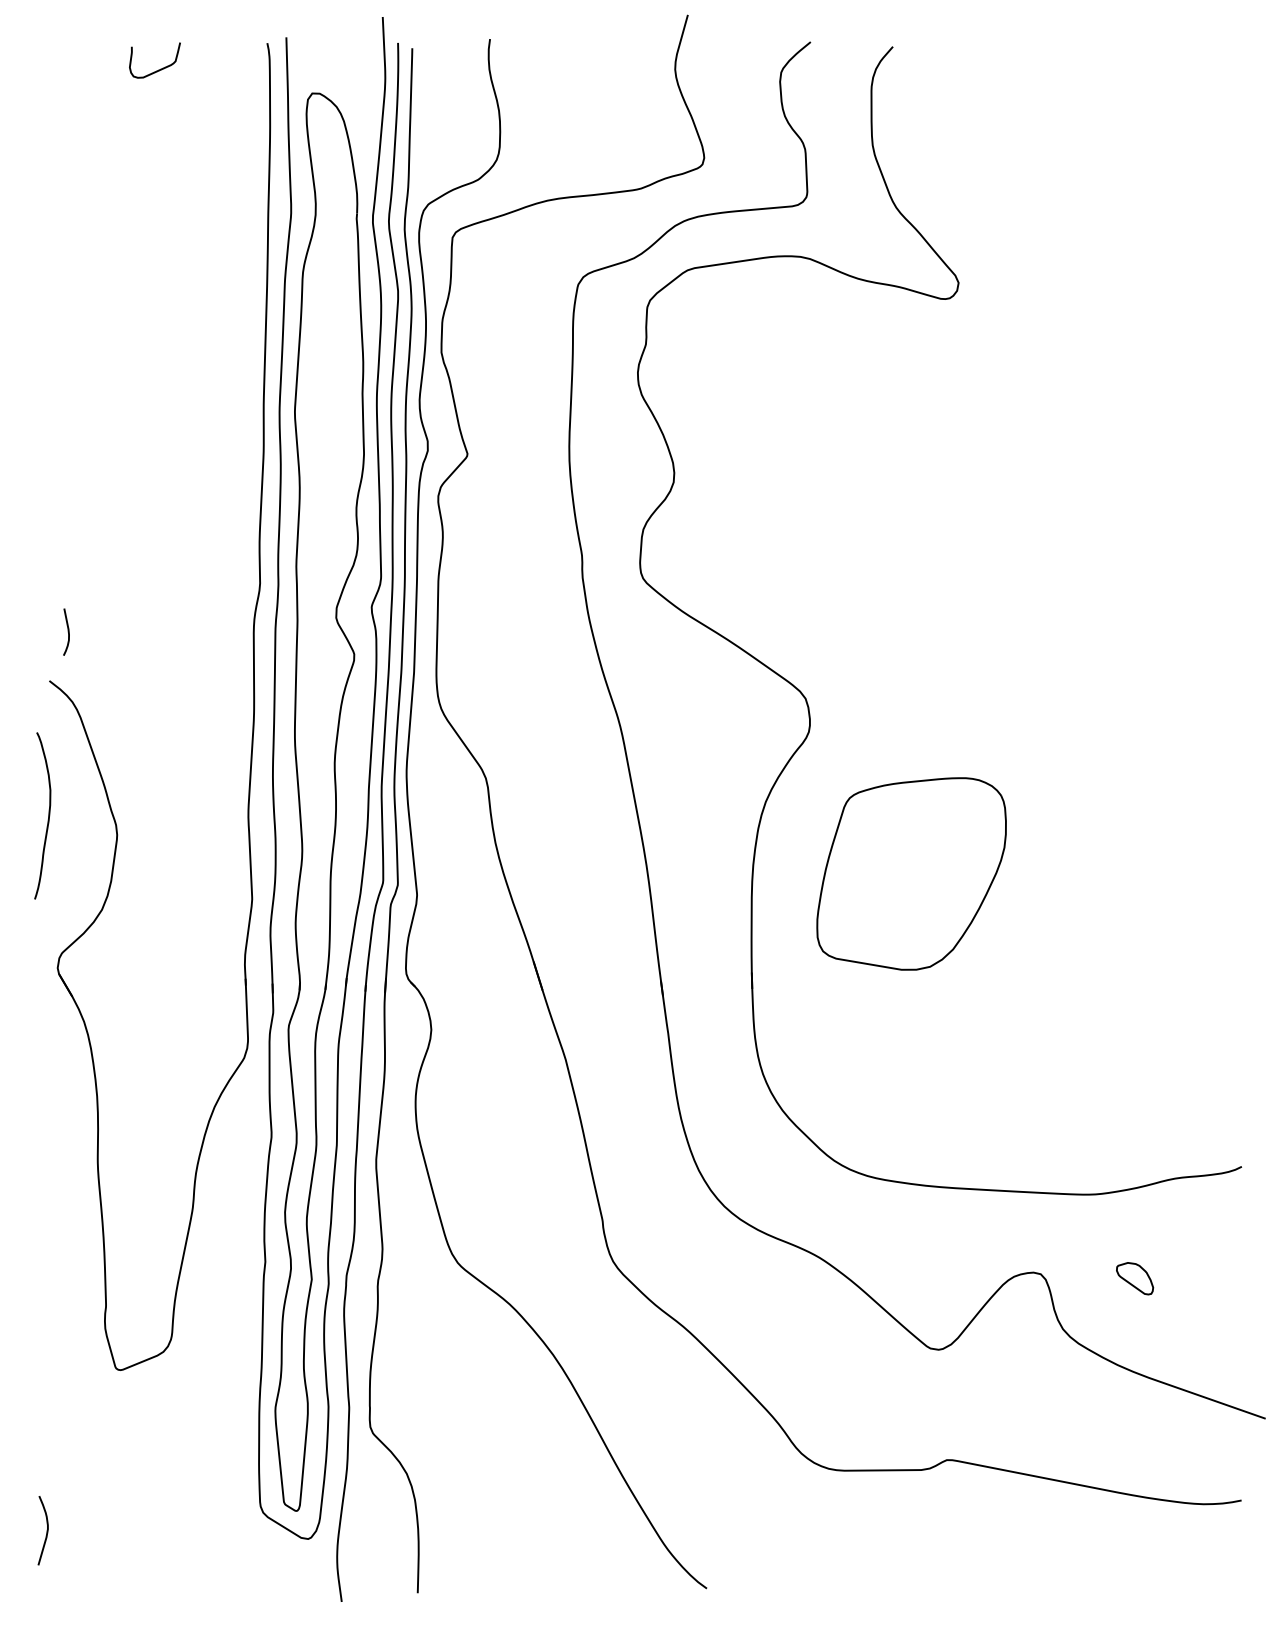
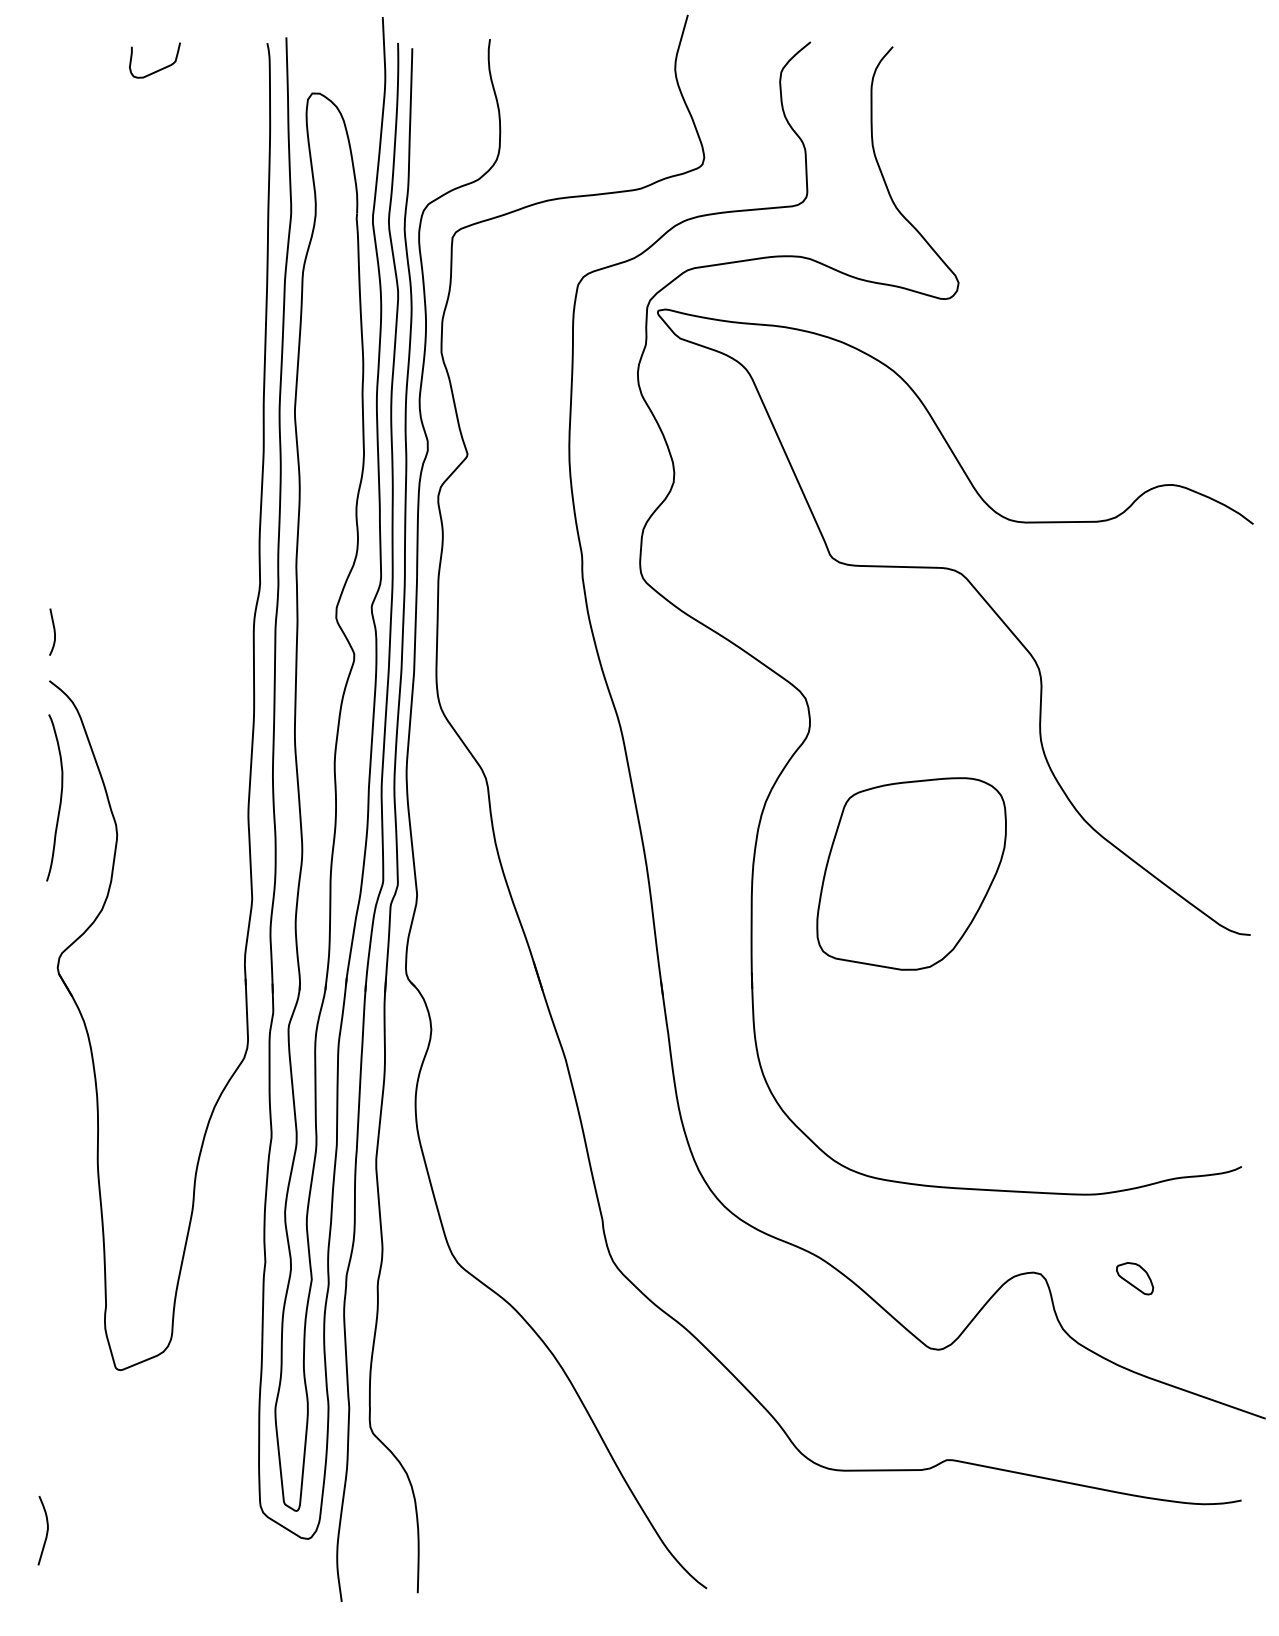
curve: none -> present (983, 600)
curve position: (67, 631) -> (53, 631) (53, 631)
curve position: (48, 815) -> (60, 797) (60, 797)
